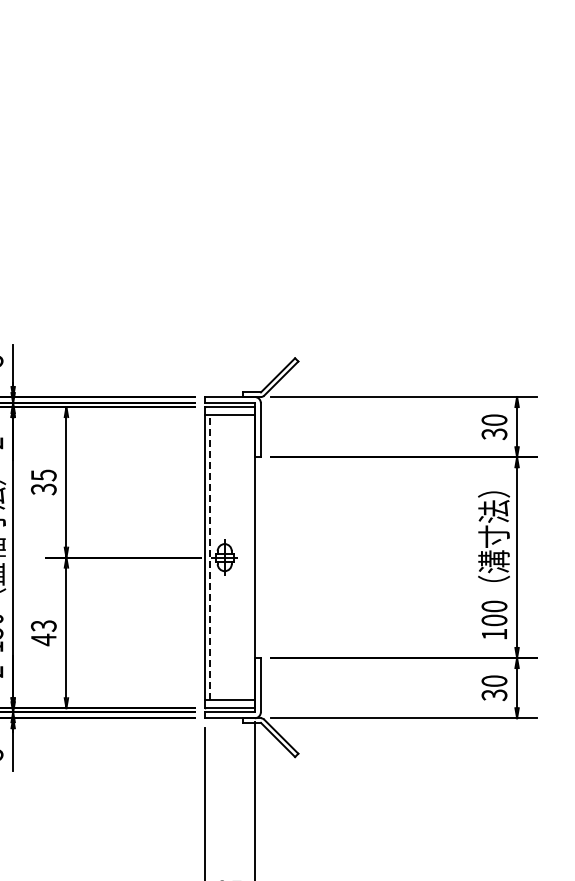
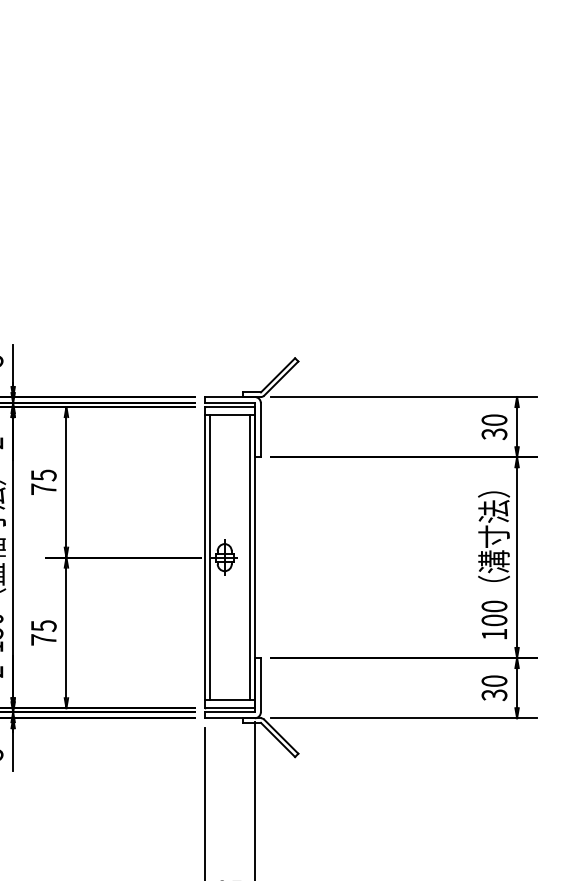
text: 35 -> 75 (43, 489)
line: dashed -> solid (209, 557)
line: none -> present (249, 557)
text: 43 -> 75 (43, 633)
